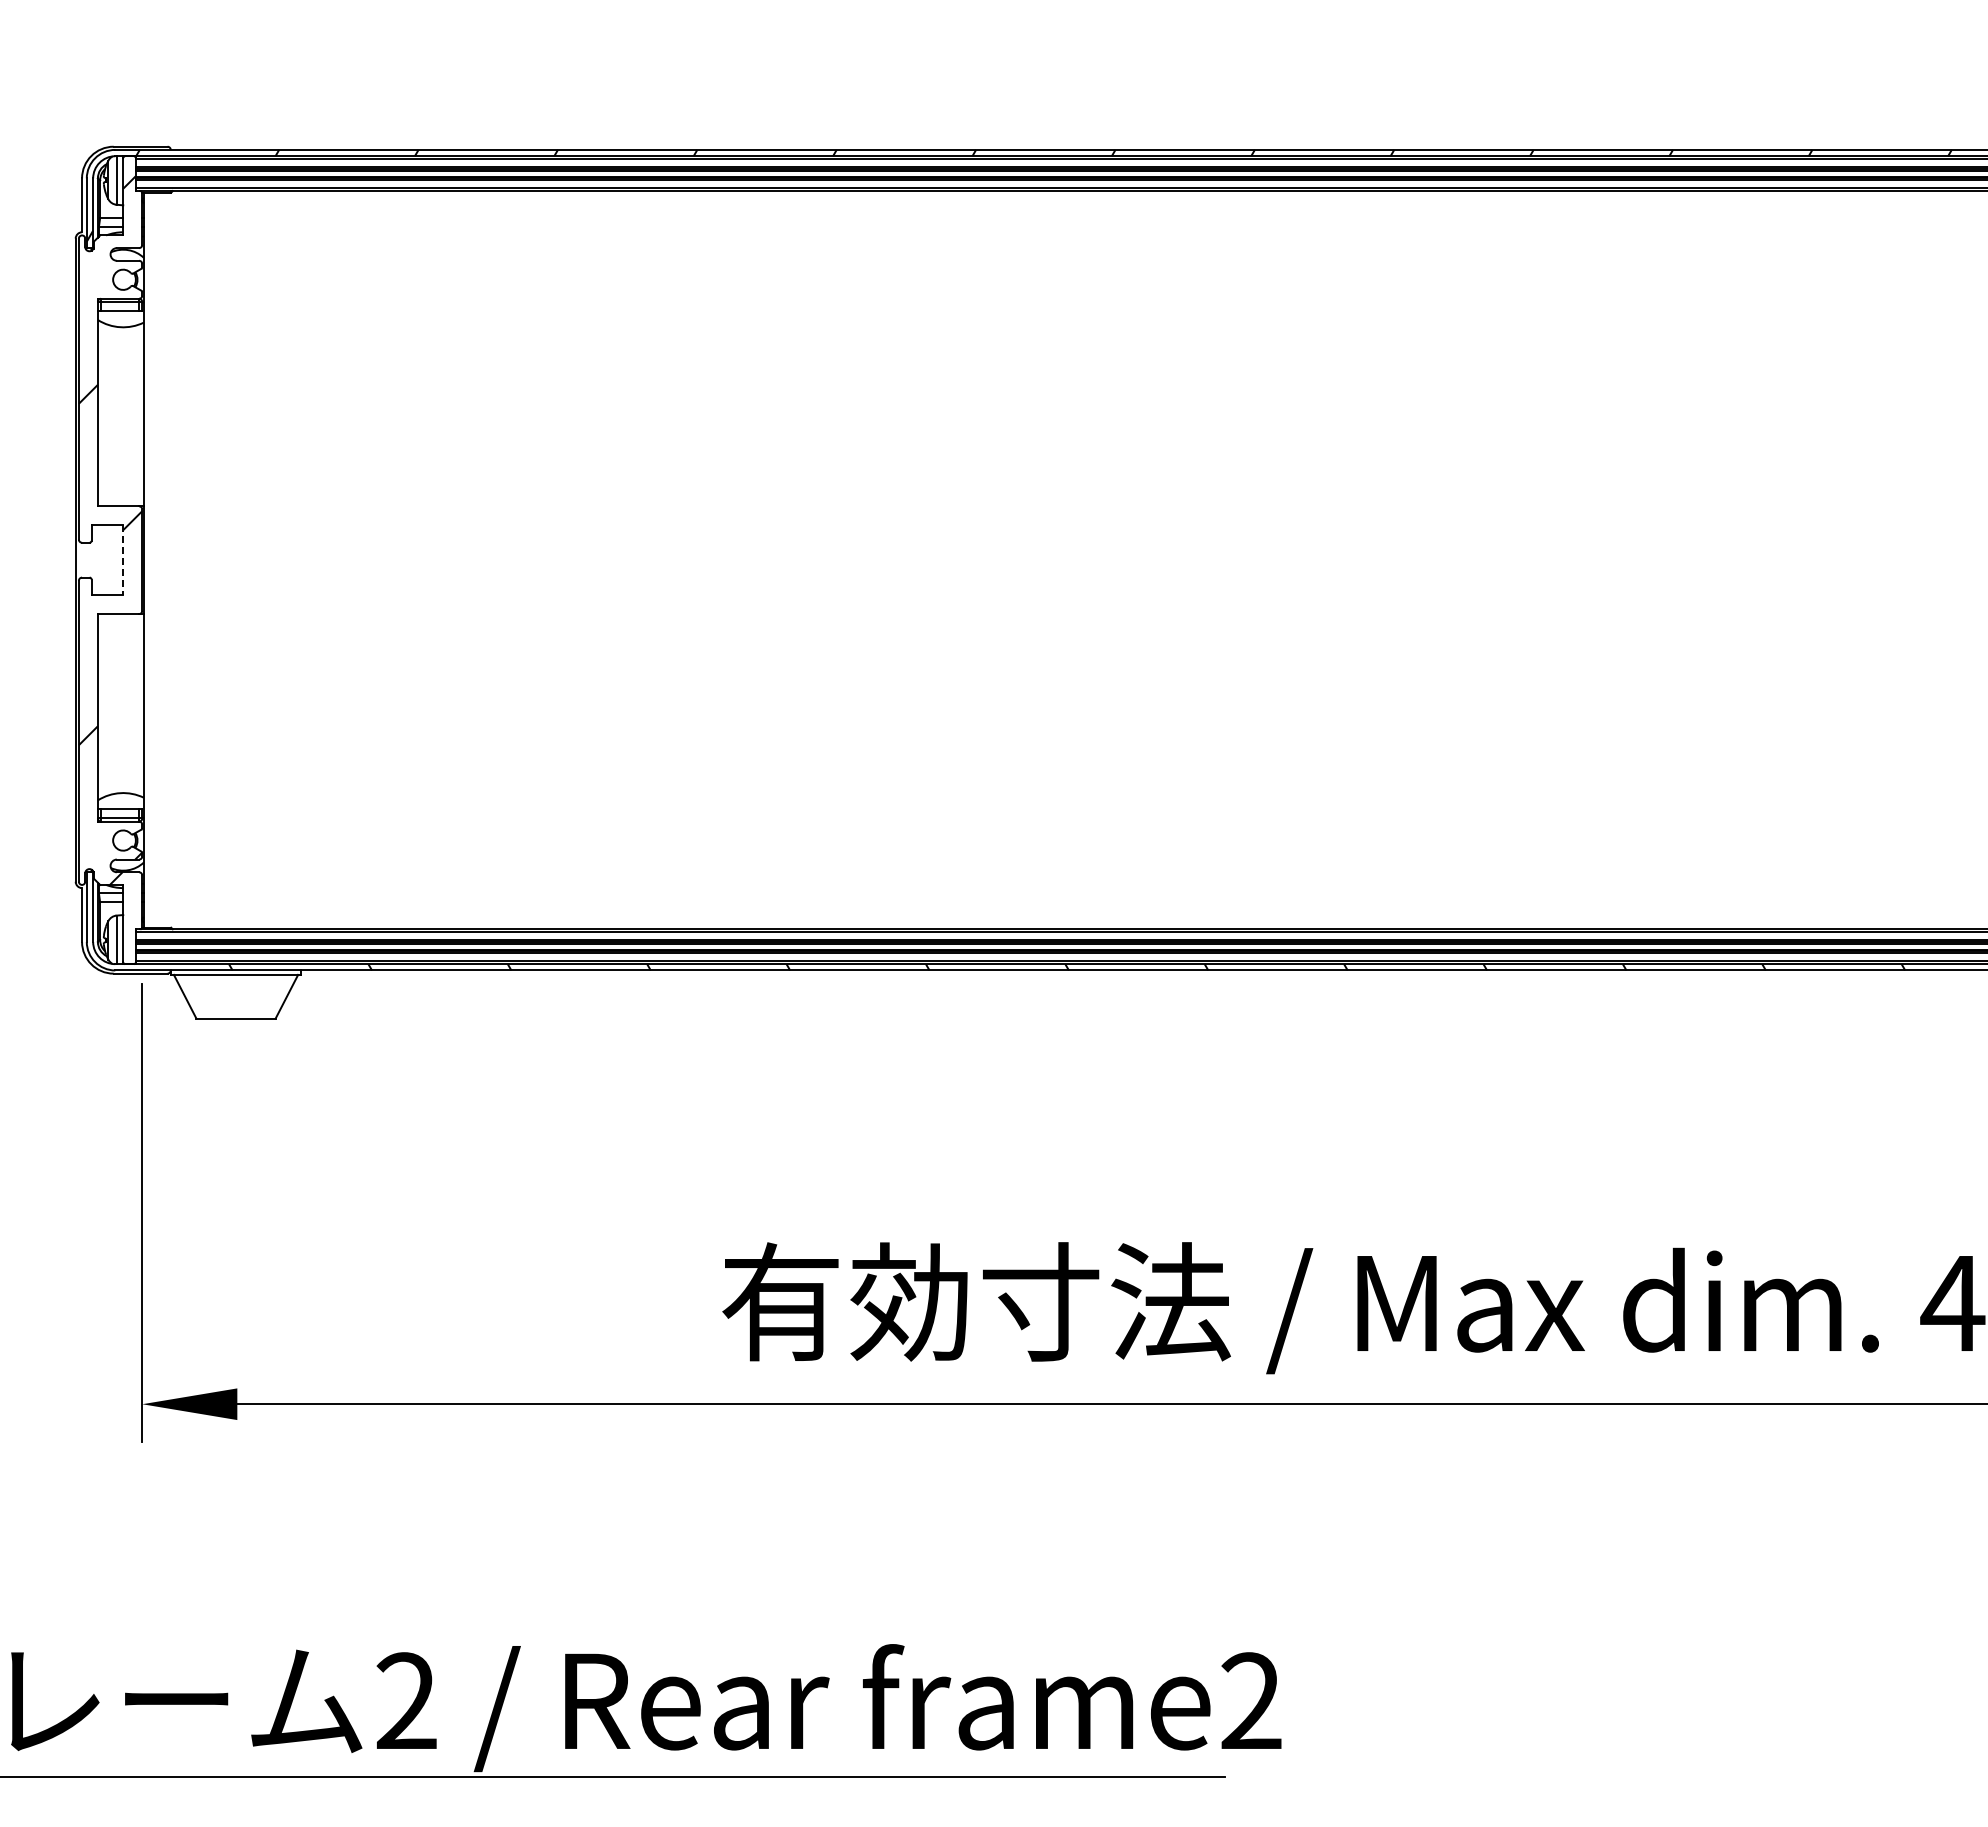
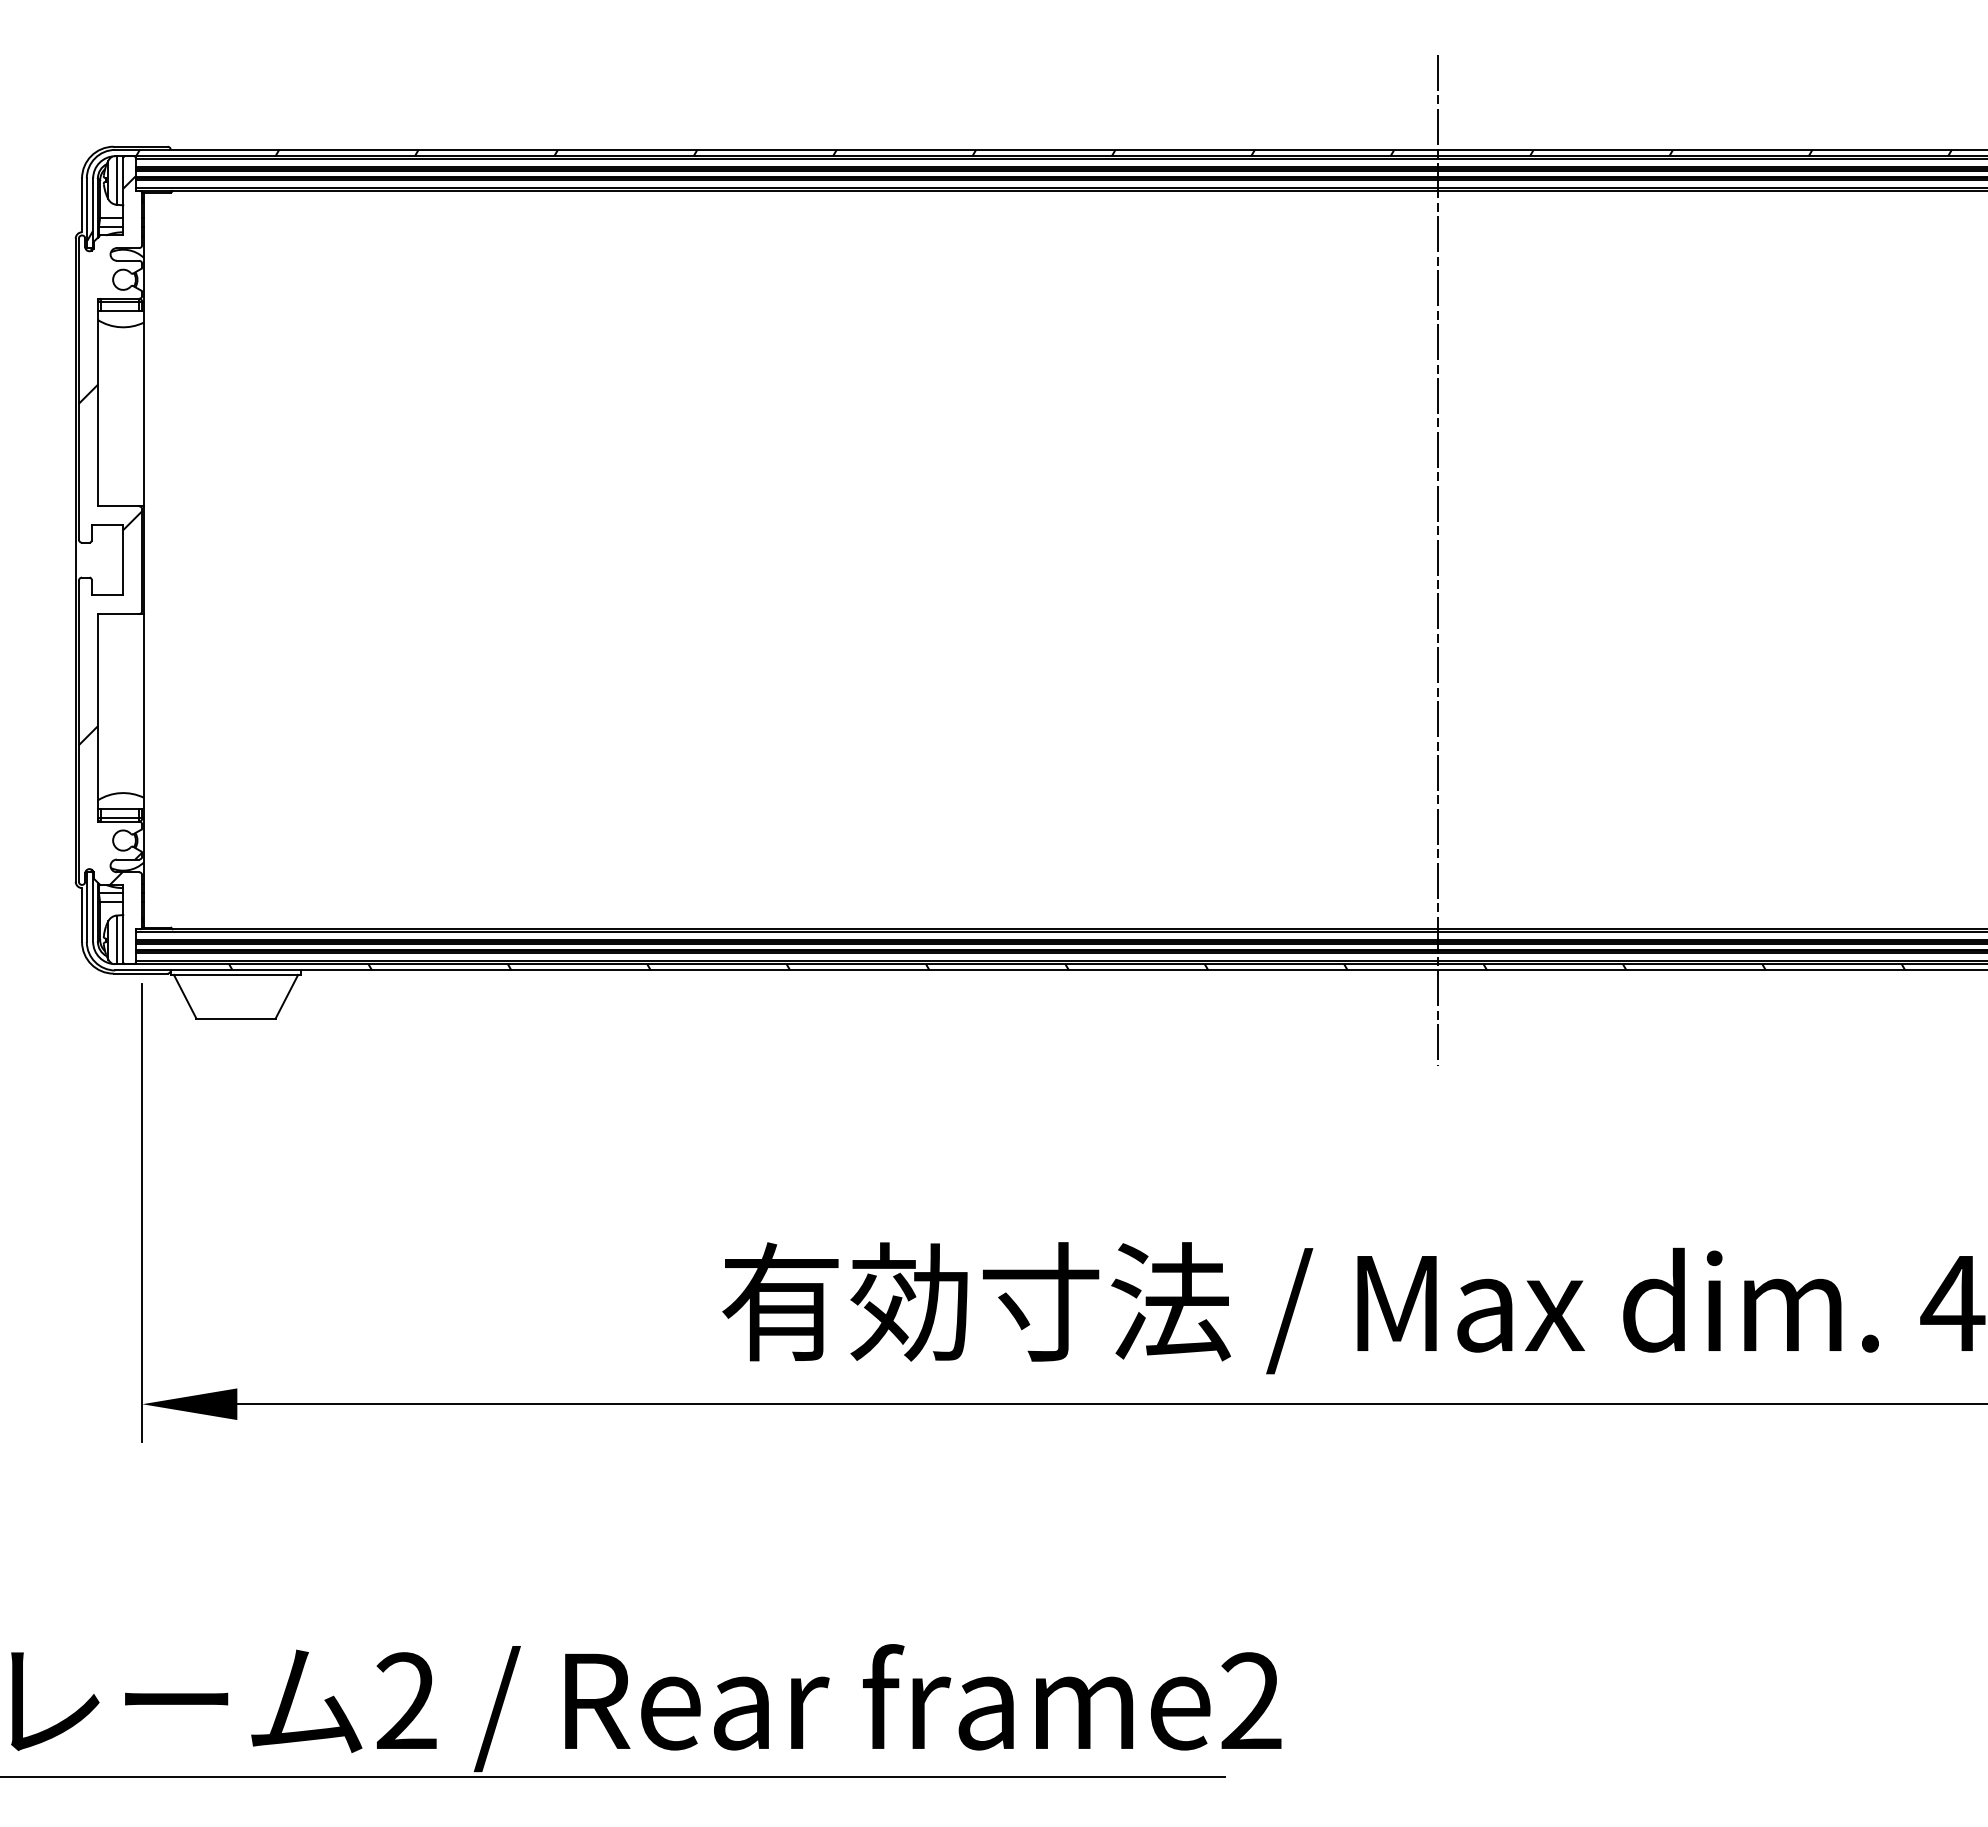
line: none -> present (1438, 559)
line: dashed -> solid (123, 560)
